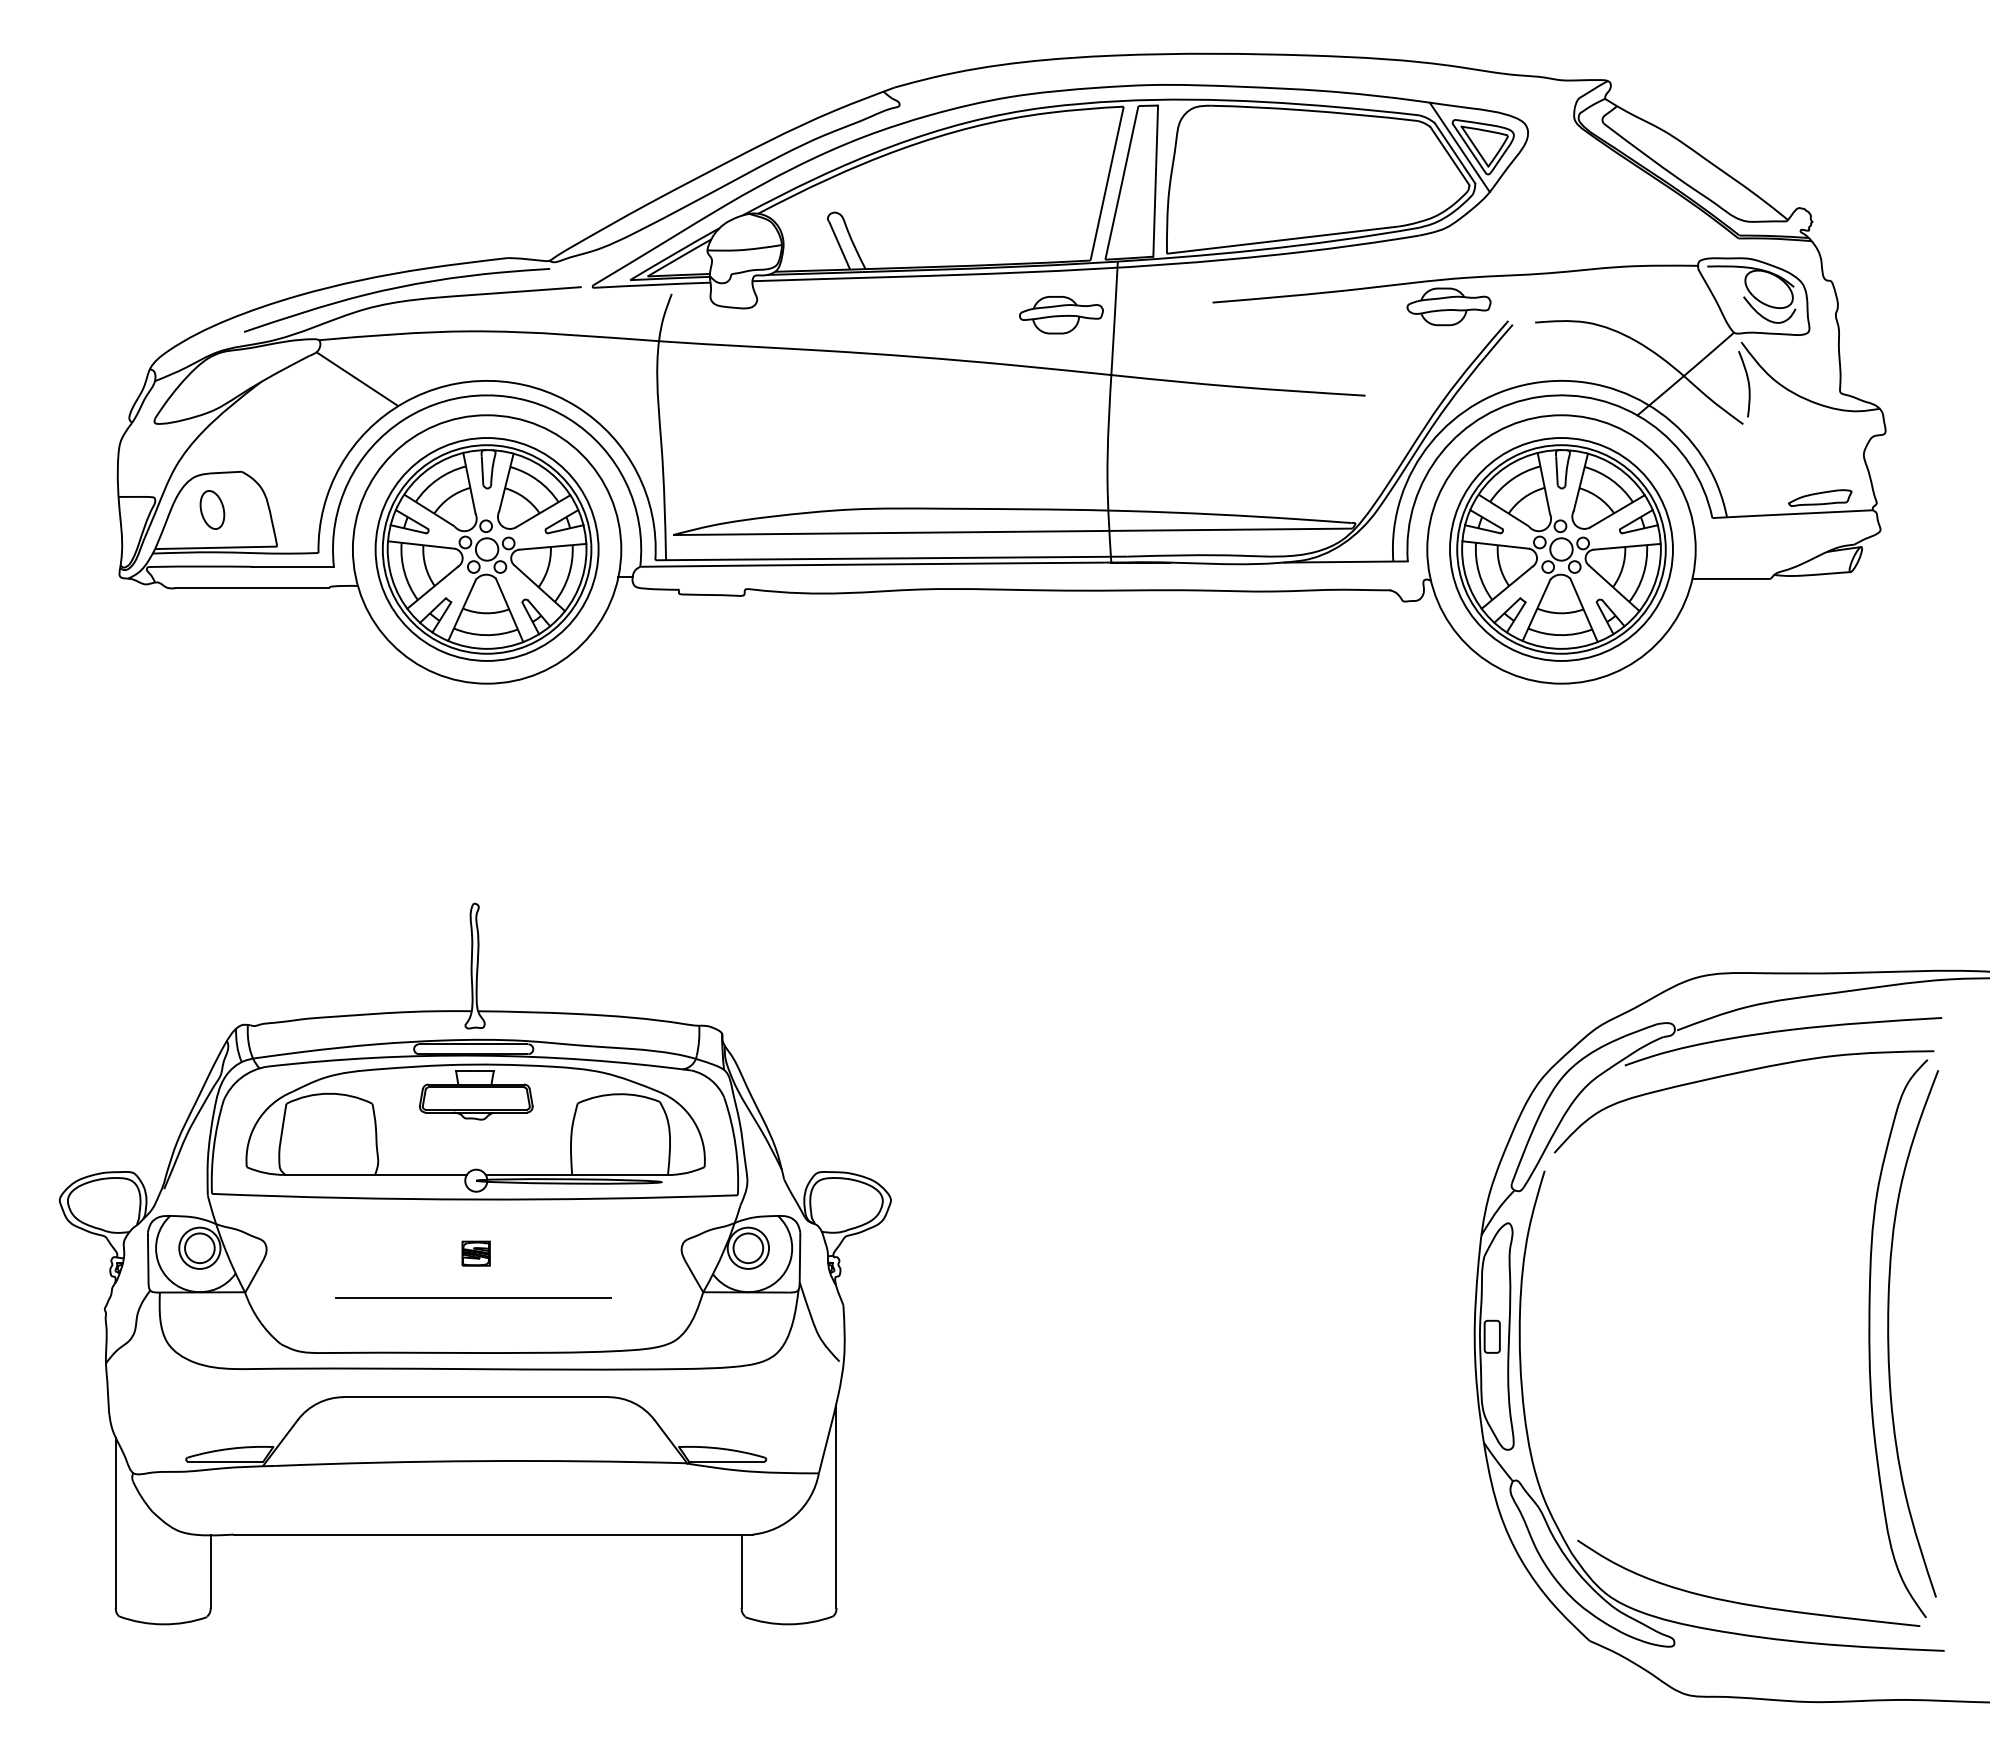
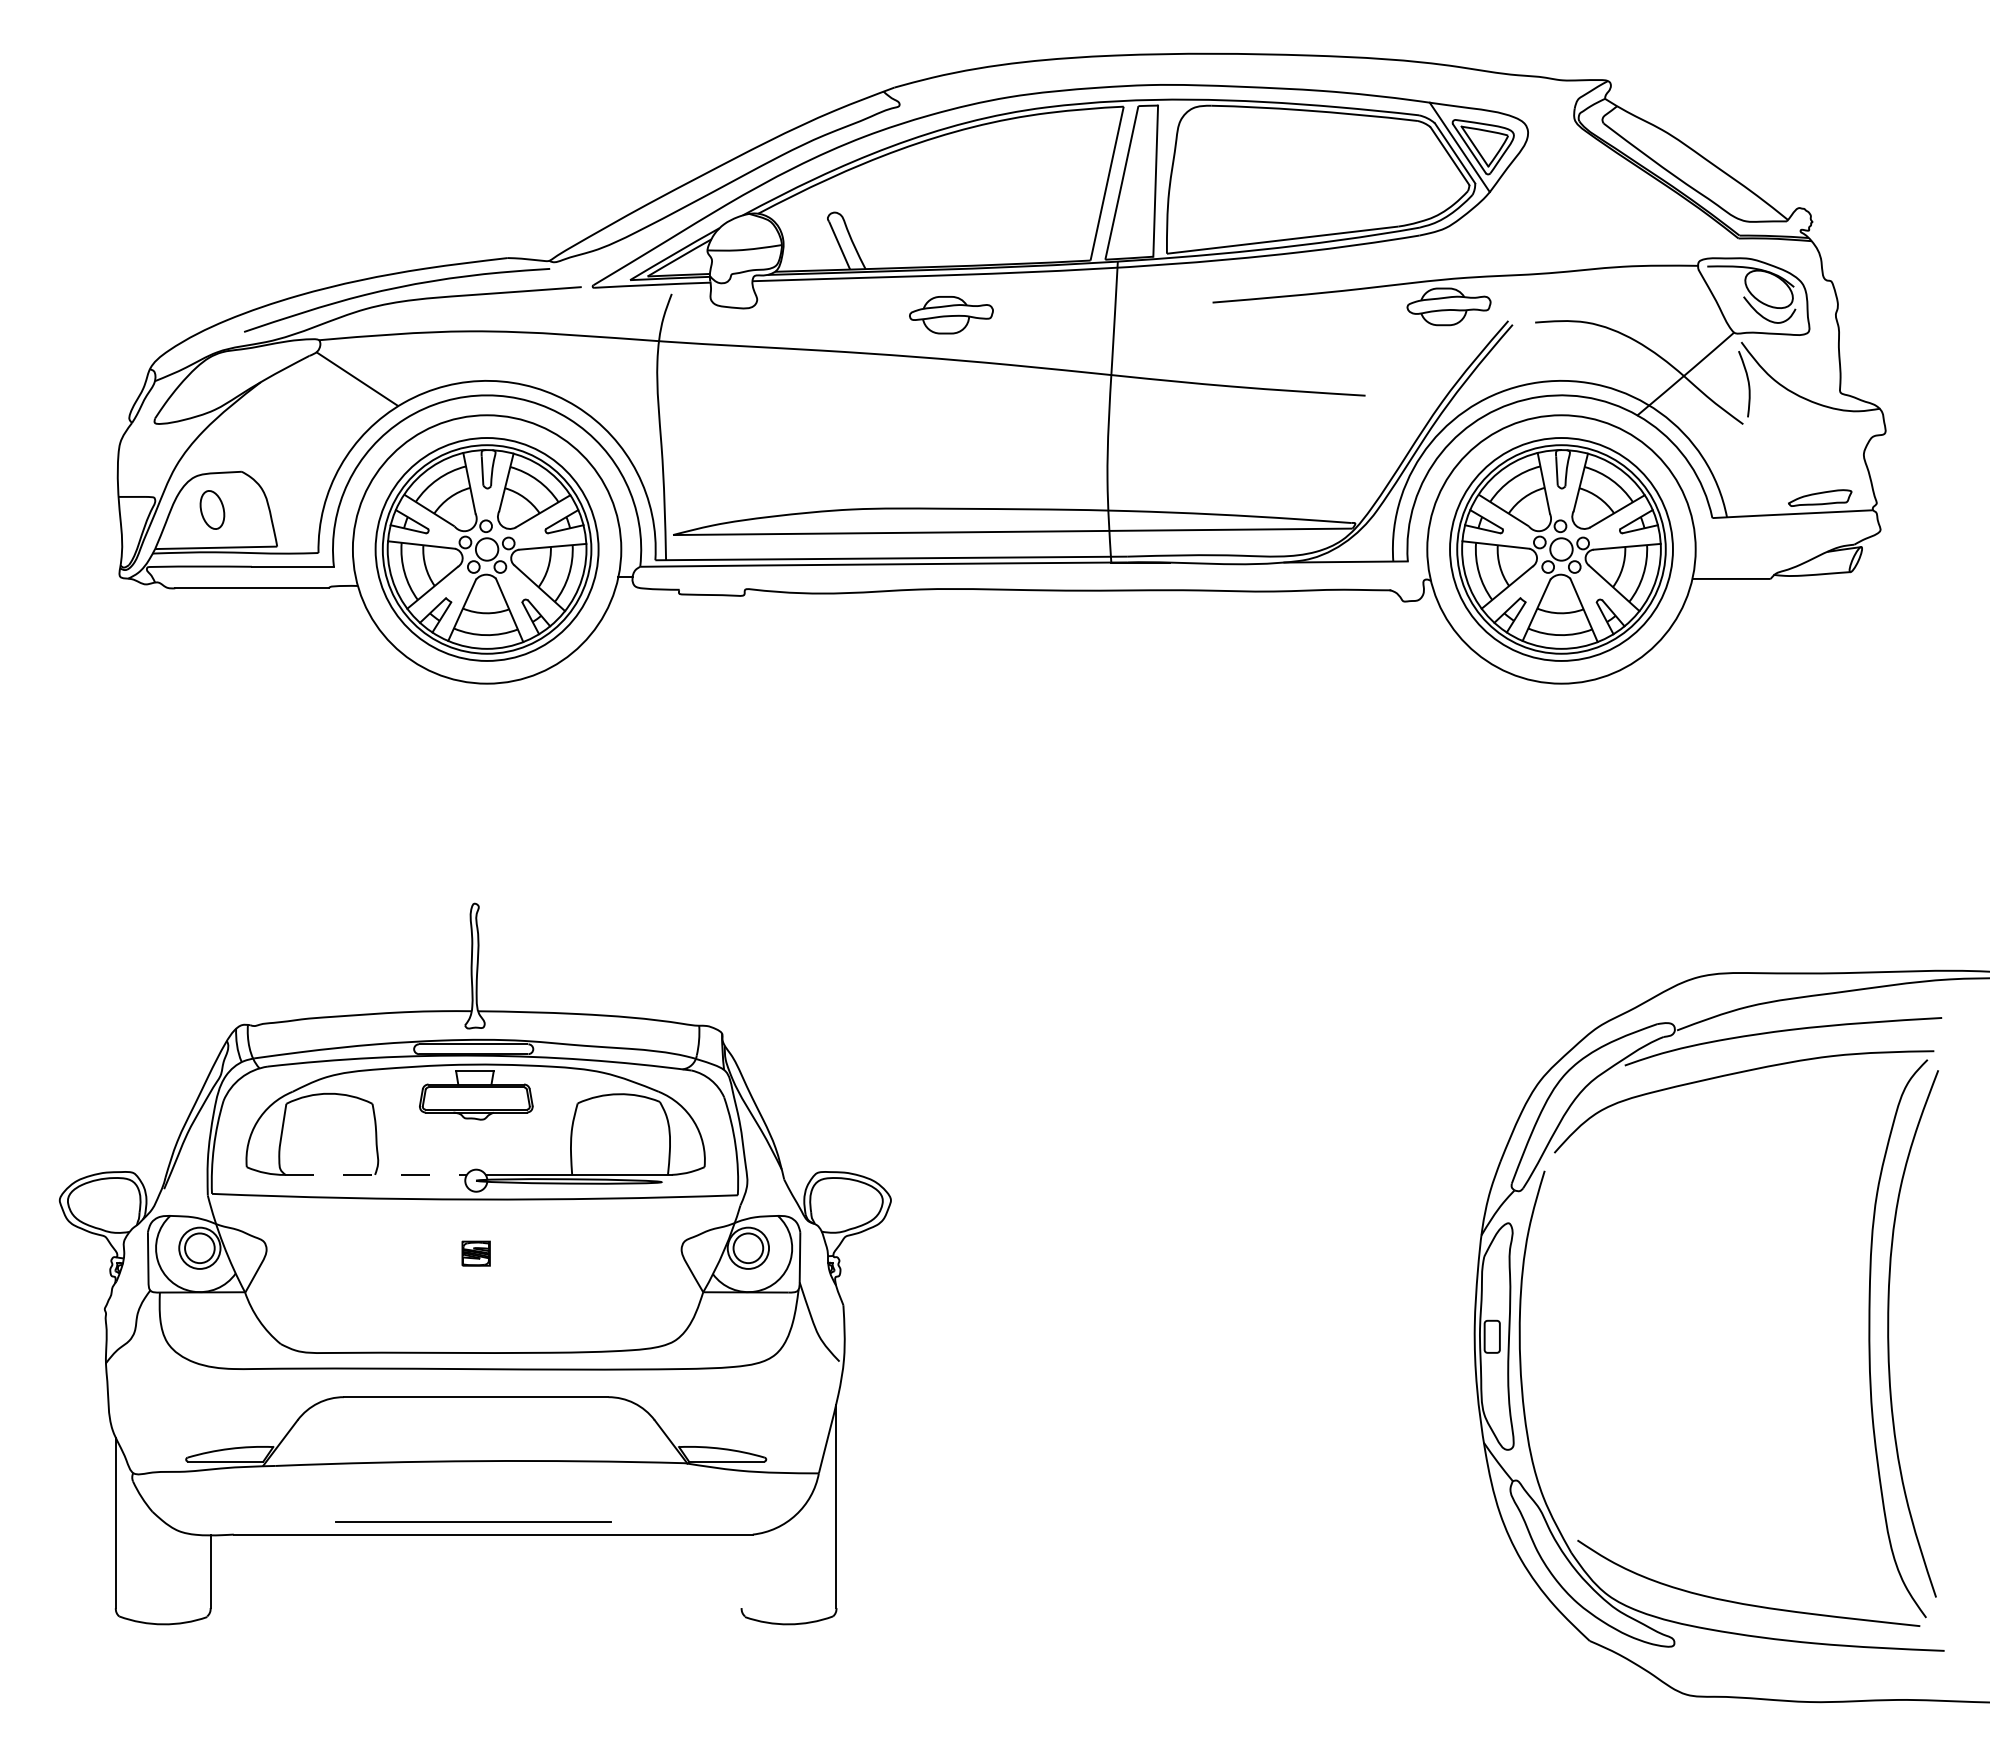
part position: (1061, 315) -> (951, 315) (951, 315)
line: solid -> dashed (376, 1174)
line position: (473, 1297) -> (473, 1521) (473, 1521)
line: present -> none (741, 1572)
